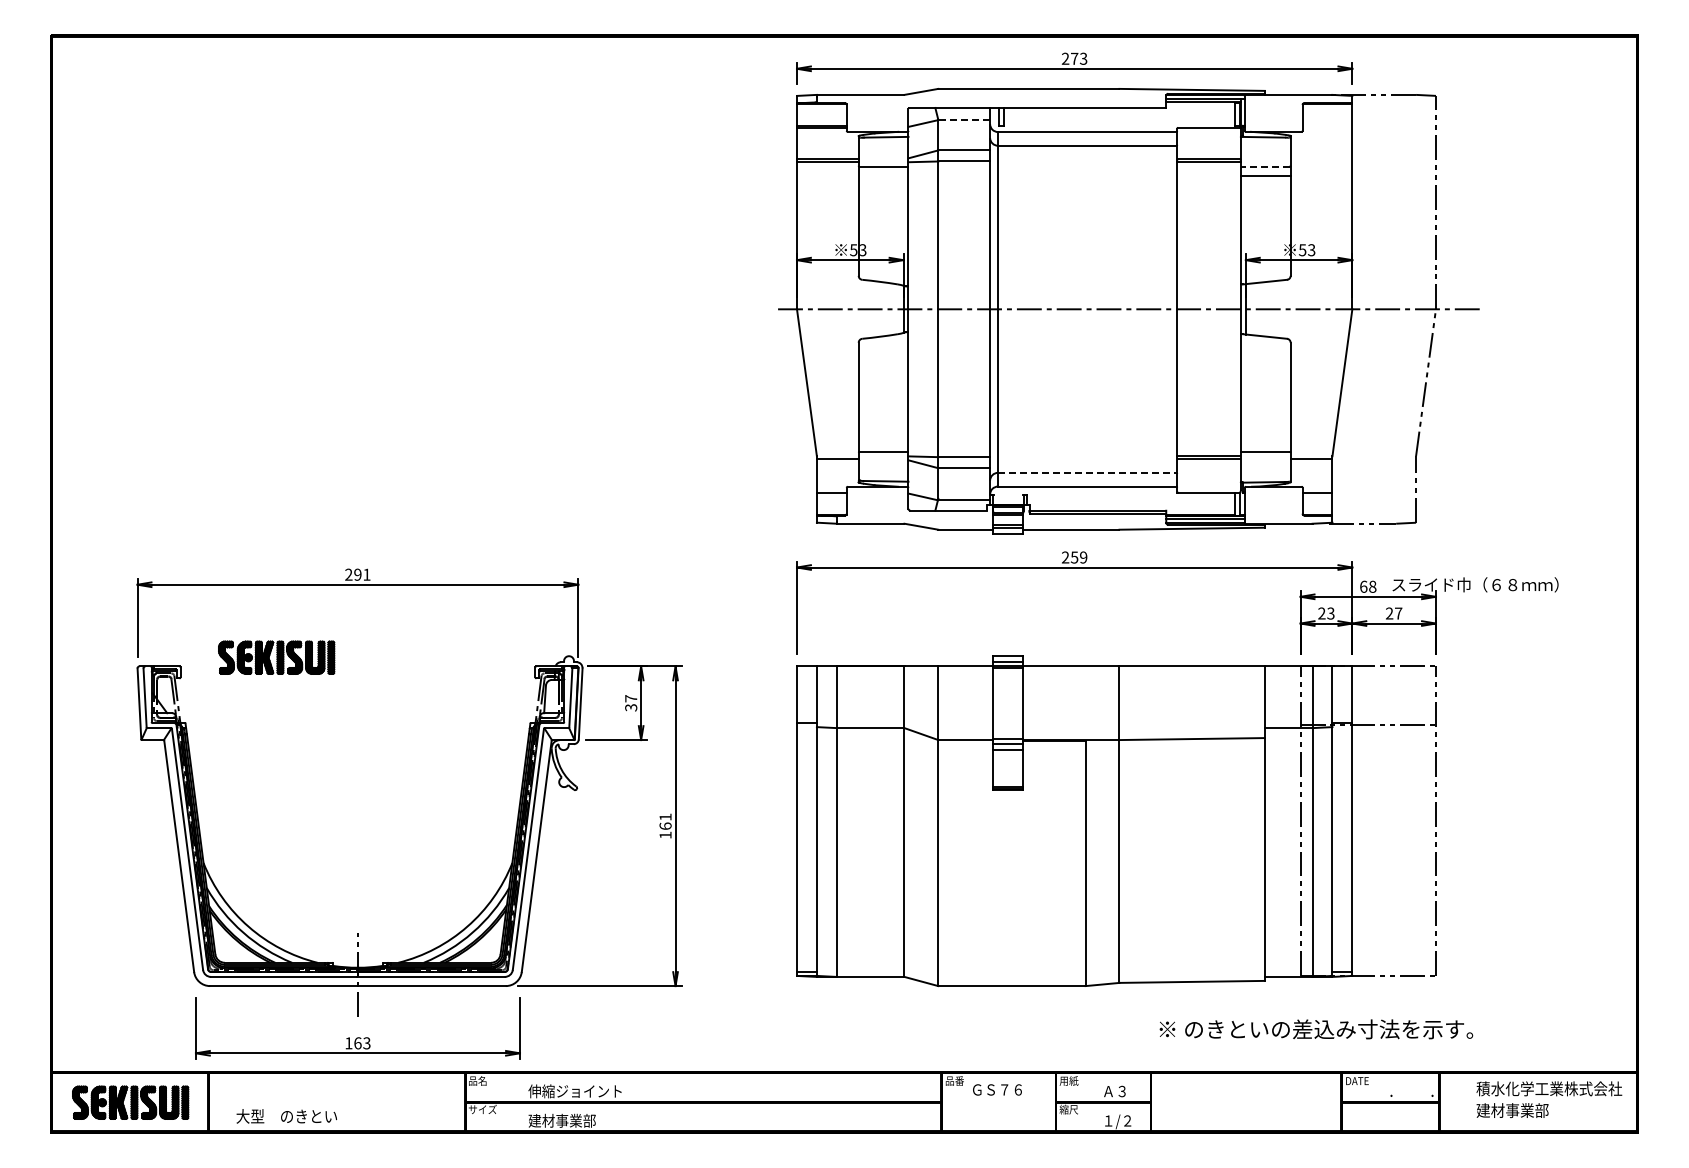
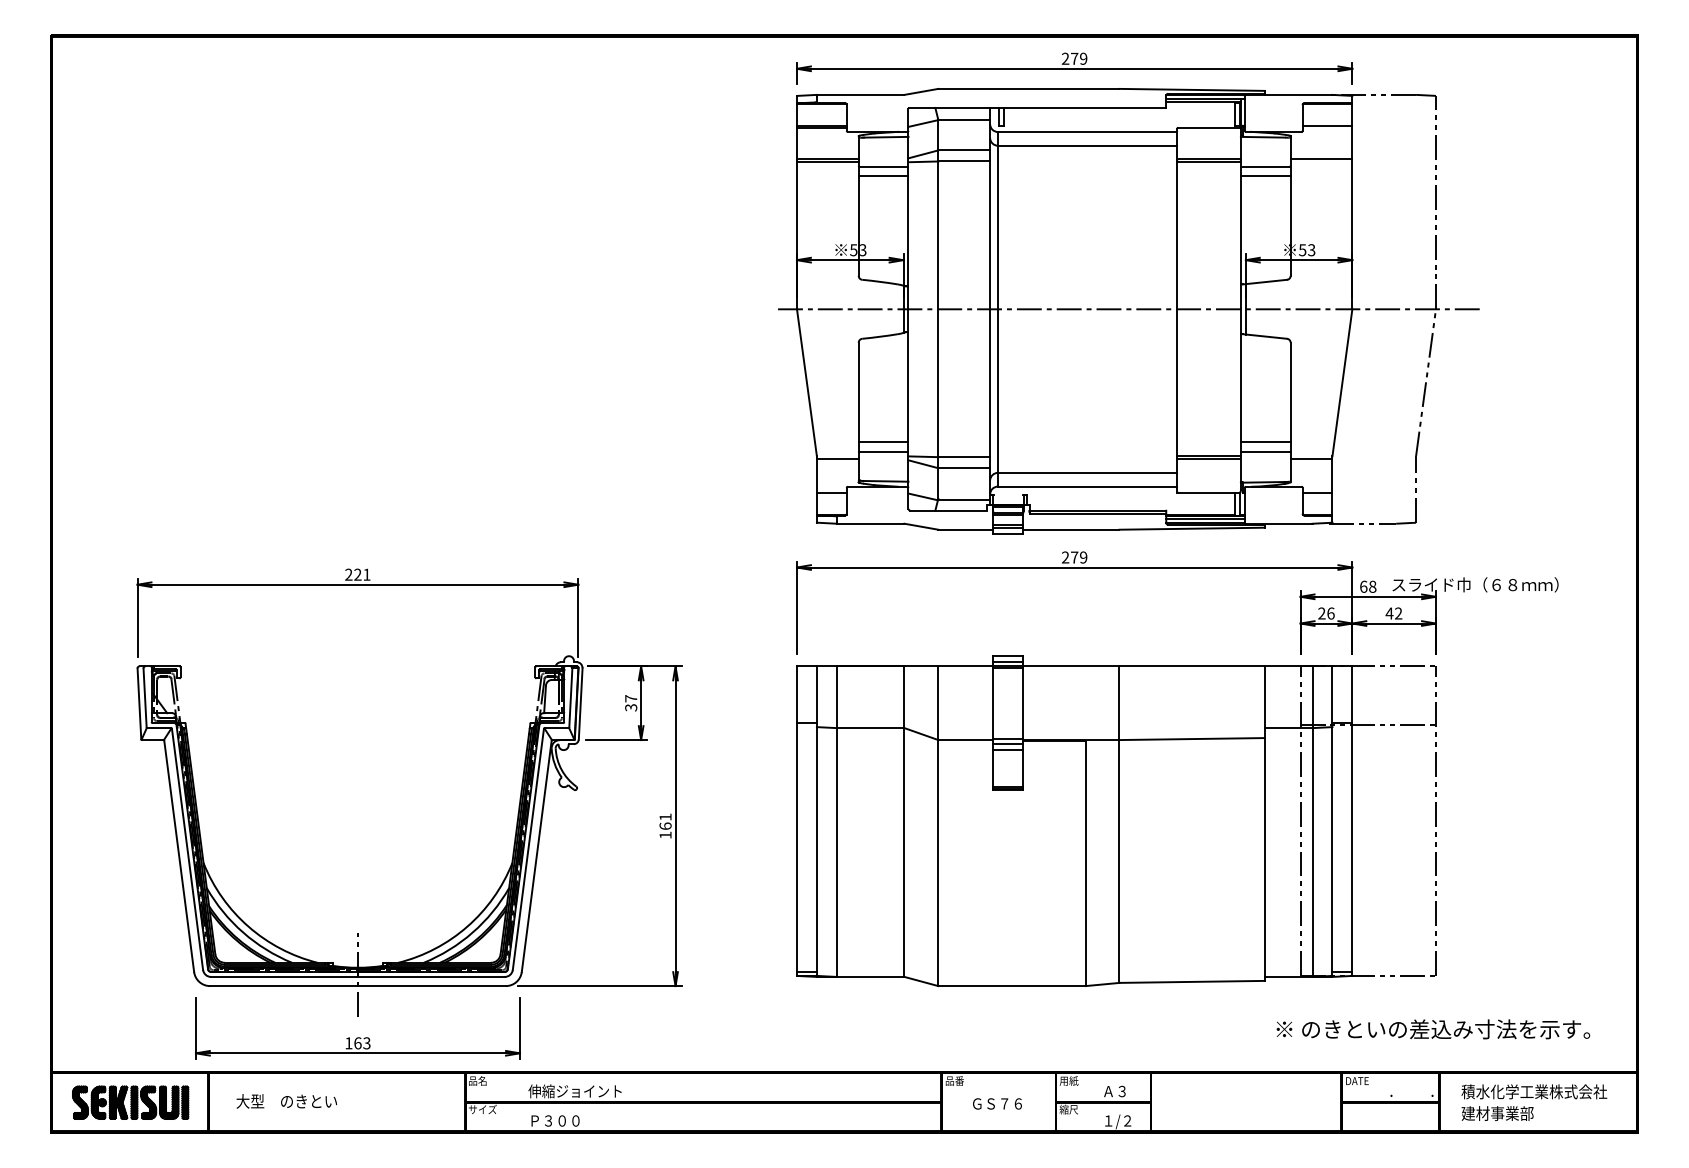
text: 273 -> 279 (1083, 58)
line: dashed -> solid (964, 120)
line: none -> present (1327, 125)
line: none -> present (1321, 159)
line: dashed -> solid (1264, 166)
line: none -> present (883, 176)
line: none -> present (883, 442)
line: none -> present (1265, 442)
line: dashed -> solid (1087, 472)
text: 259 -> 279 (1074, 557)
text: 291 -> 221 (357, 574)
text: 23 -> 26 (1330, 613)
text: 27 -> 42 (1393, 613)
part: present -> none (276, 657)
text position: (1316, 1029) -> (1433, 1029) (1433, 1029)
text position: (997, 1089) -> (997, 1103) (997, 1103)
text position: (1549, 1099) -> (1534, 1102) (1534, 1102)
text position: (286, 1116) -> (286, 1101) (286, 1101)
text: 建材事業部 -> Ｐ３００ (561, 1120)
